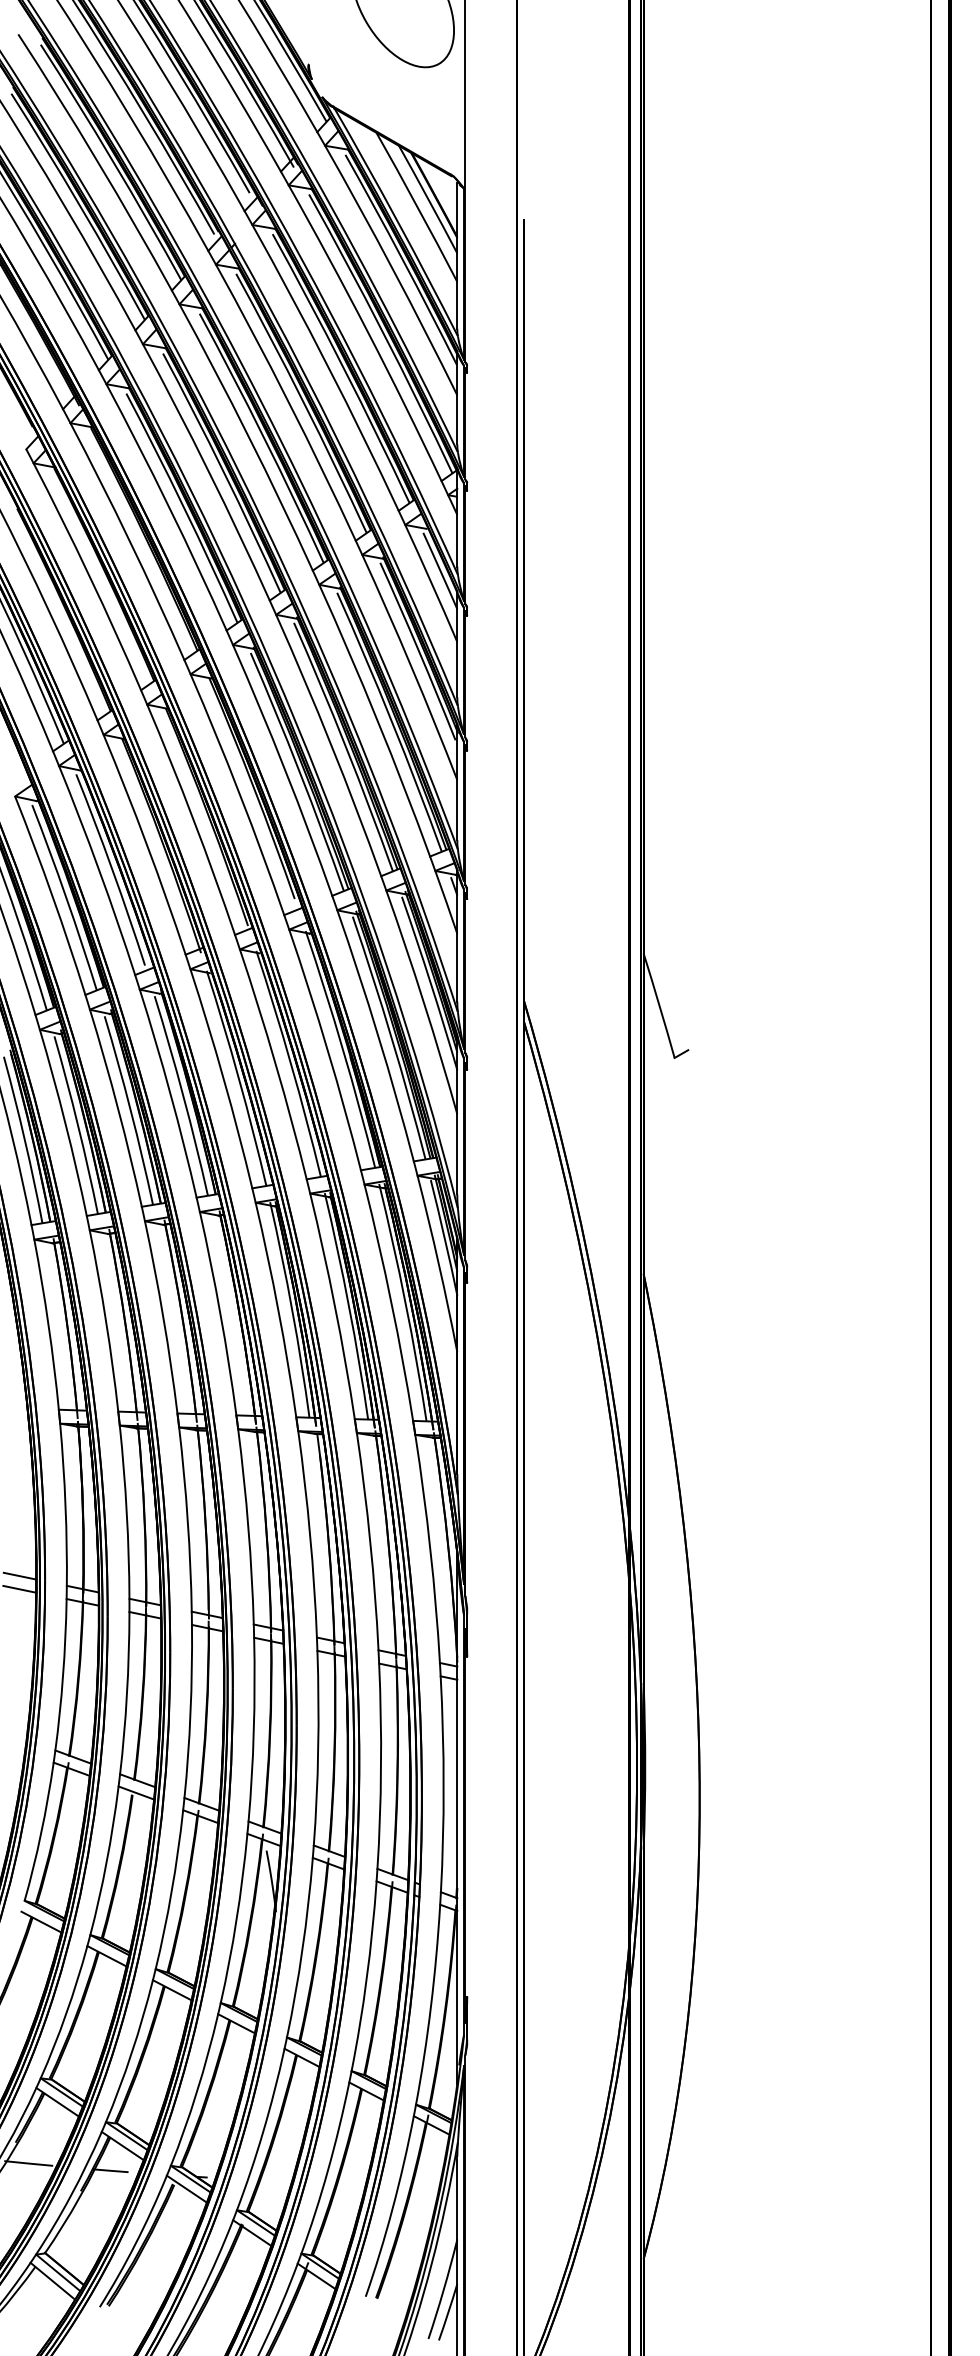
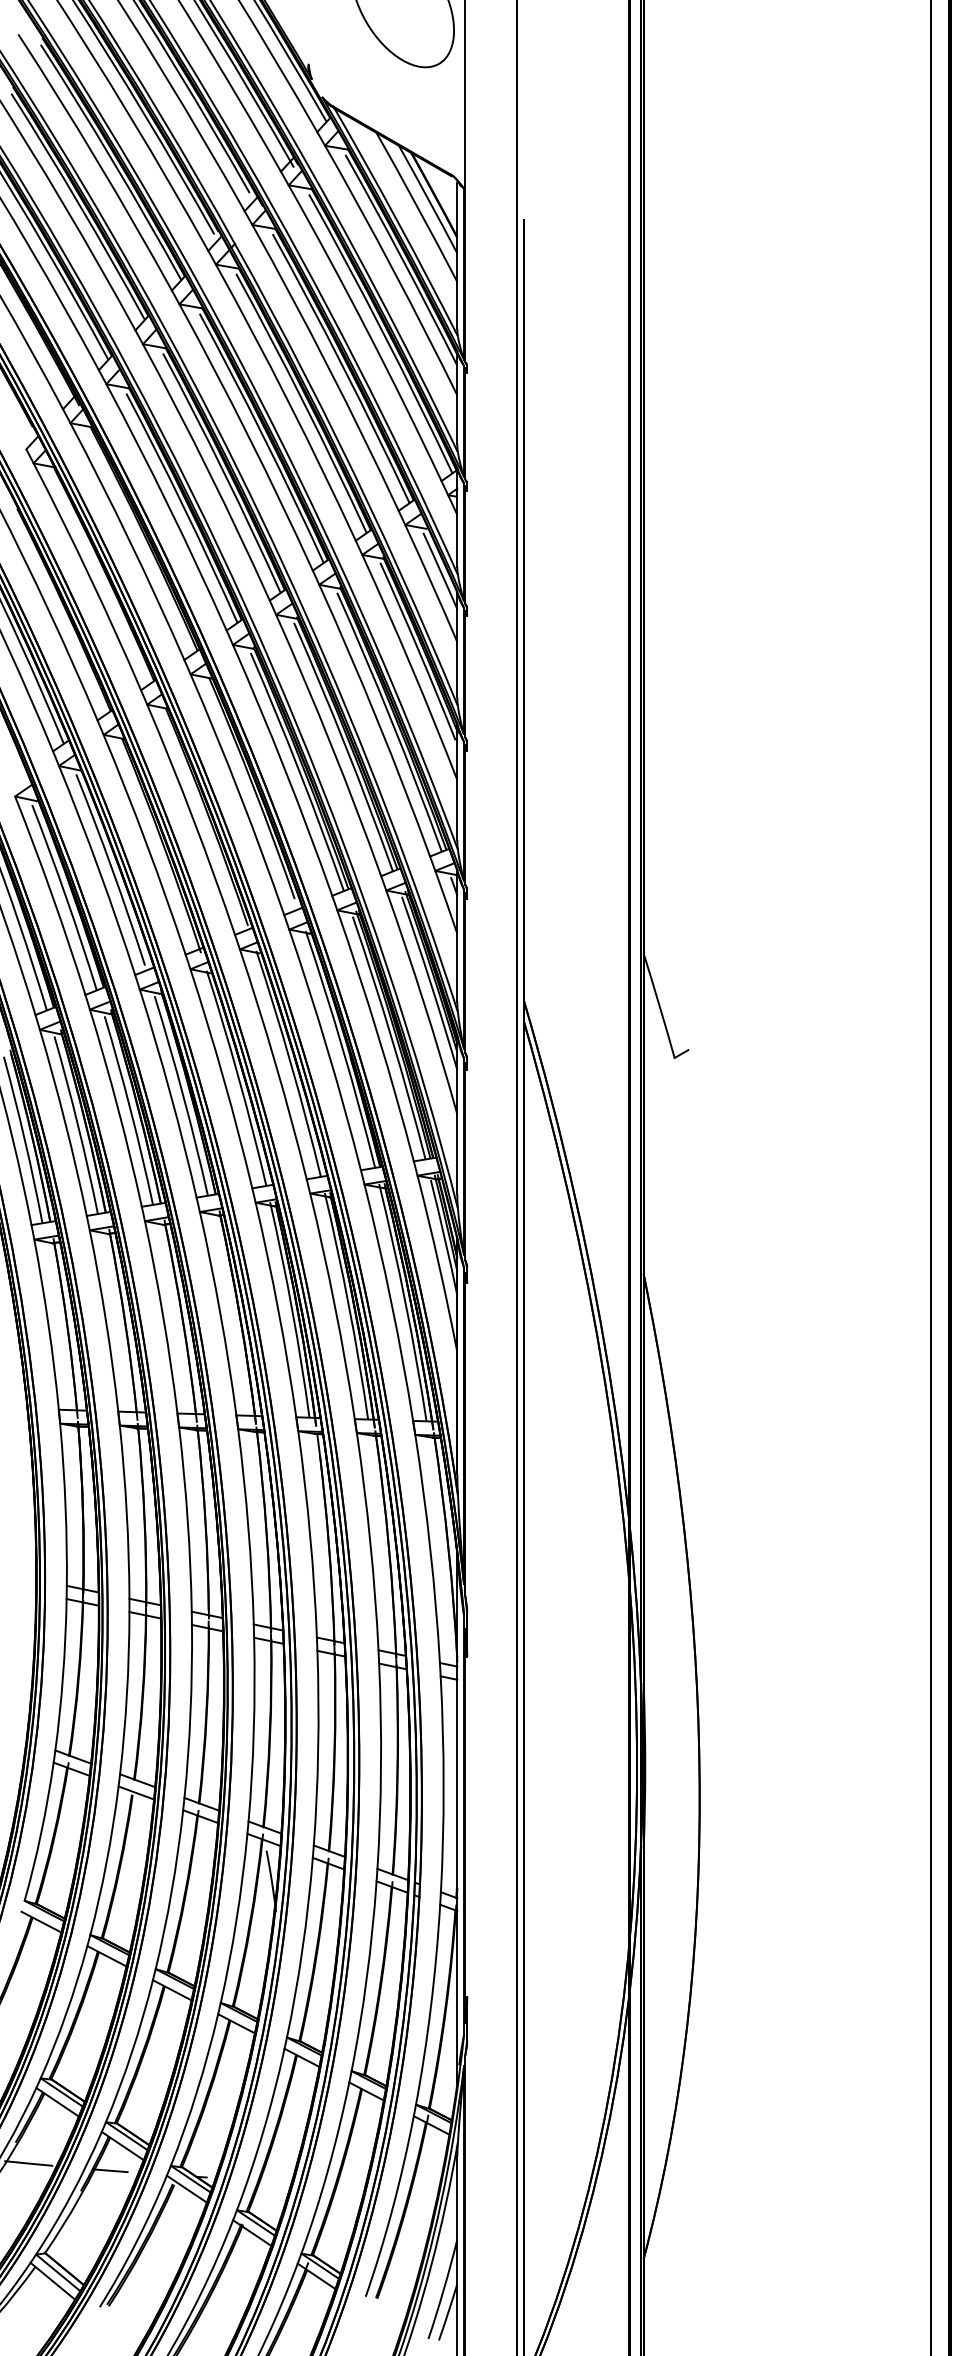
line: present -> none (19, 1575)
line: present -> none (19, 1588)
